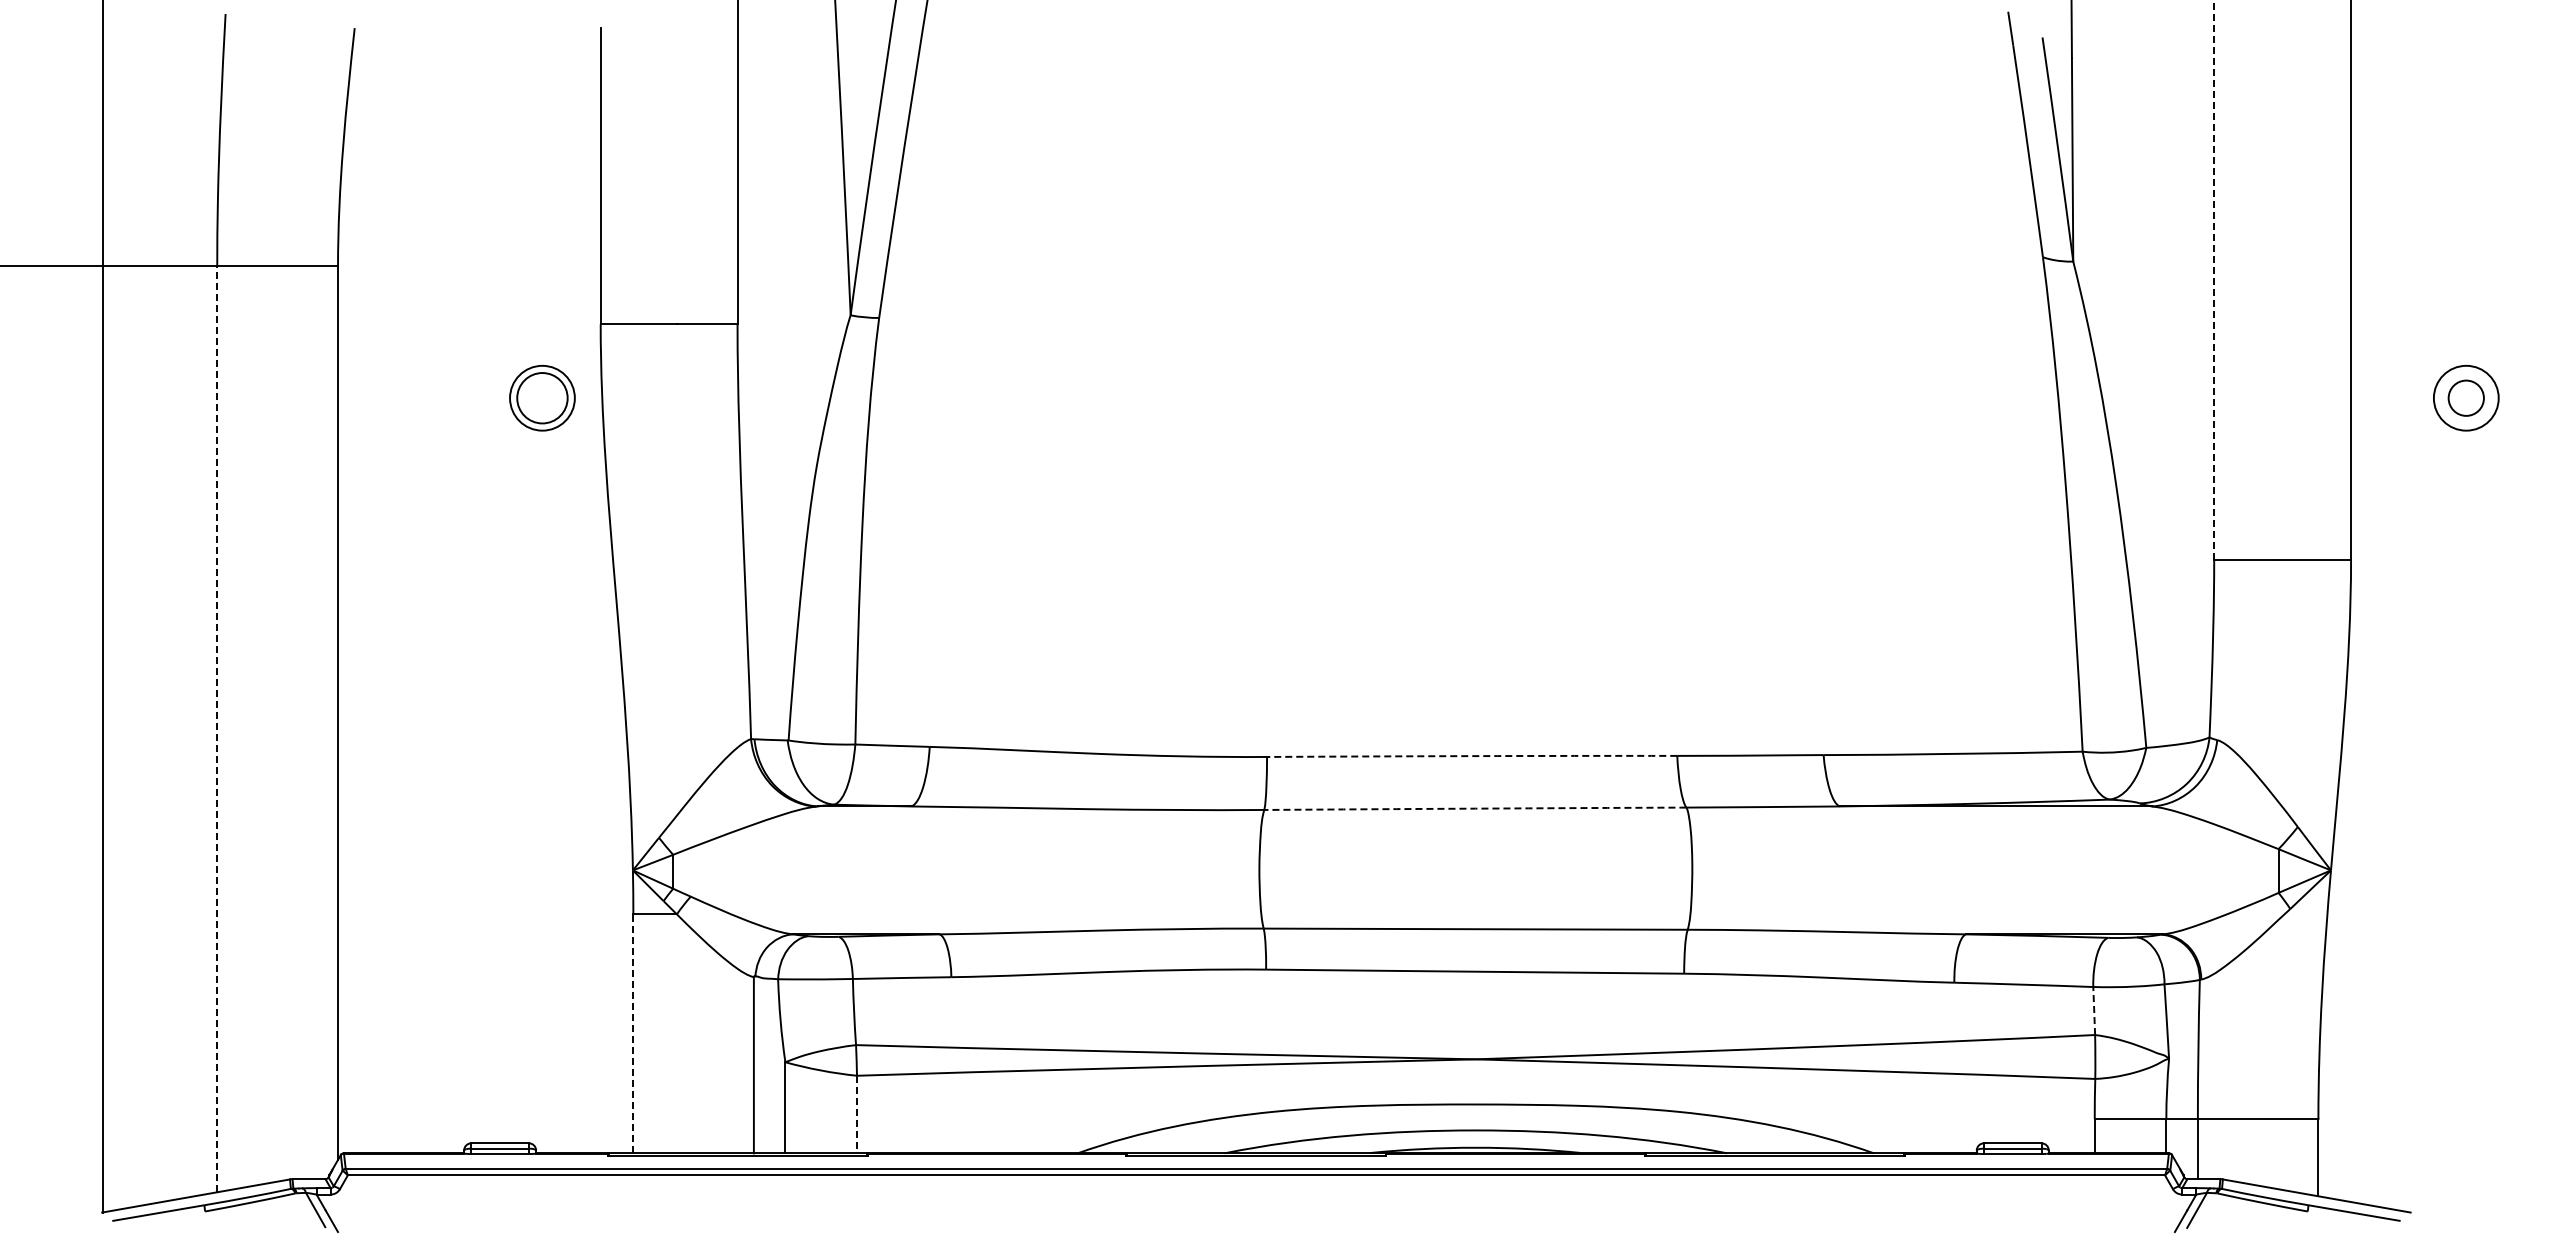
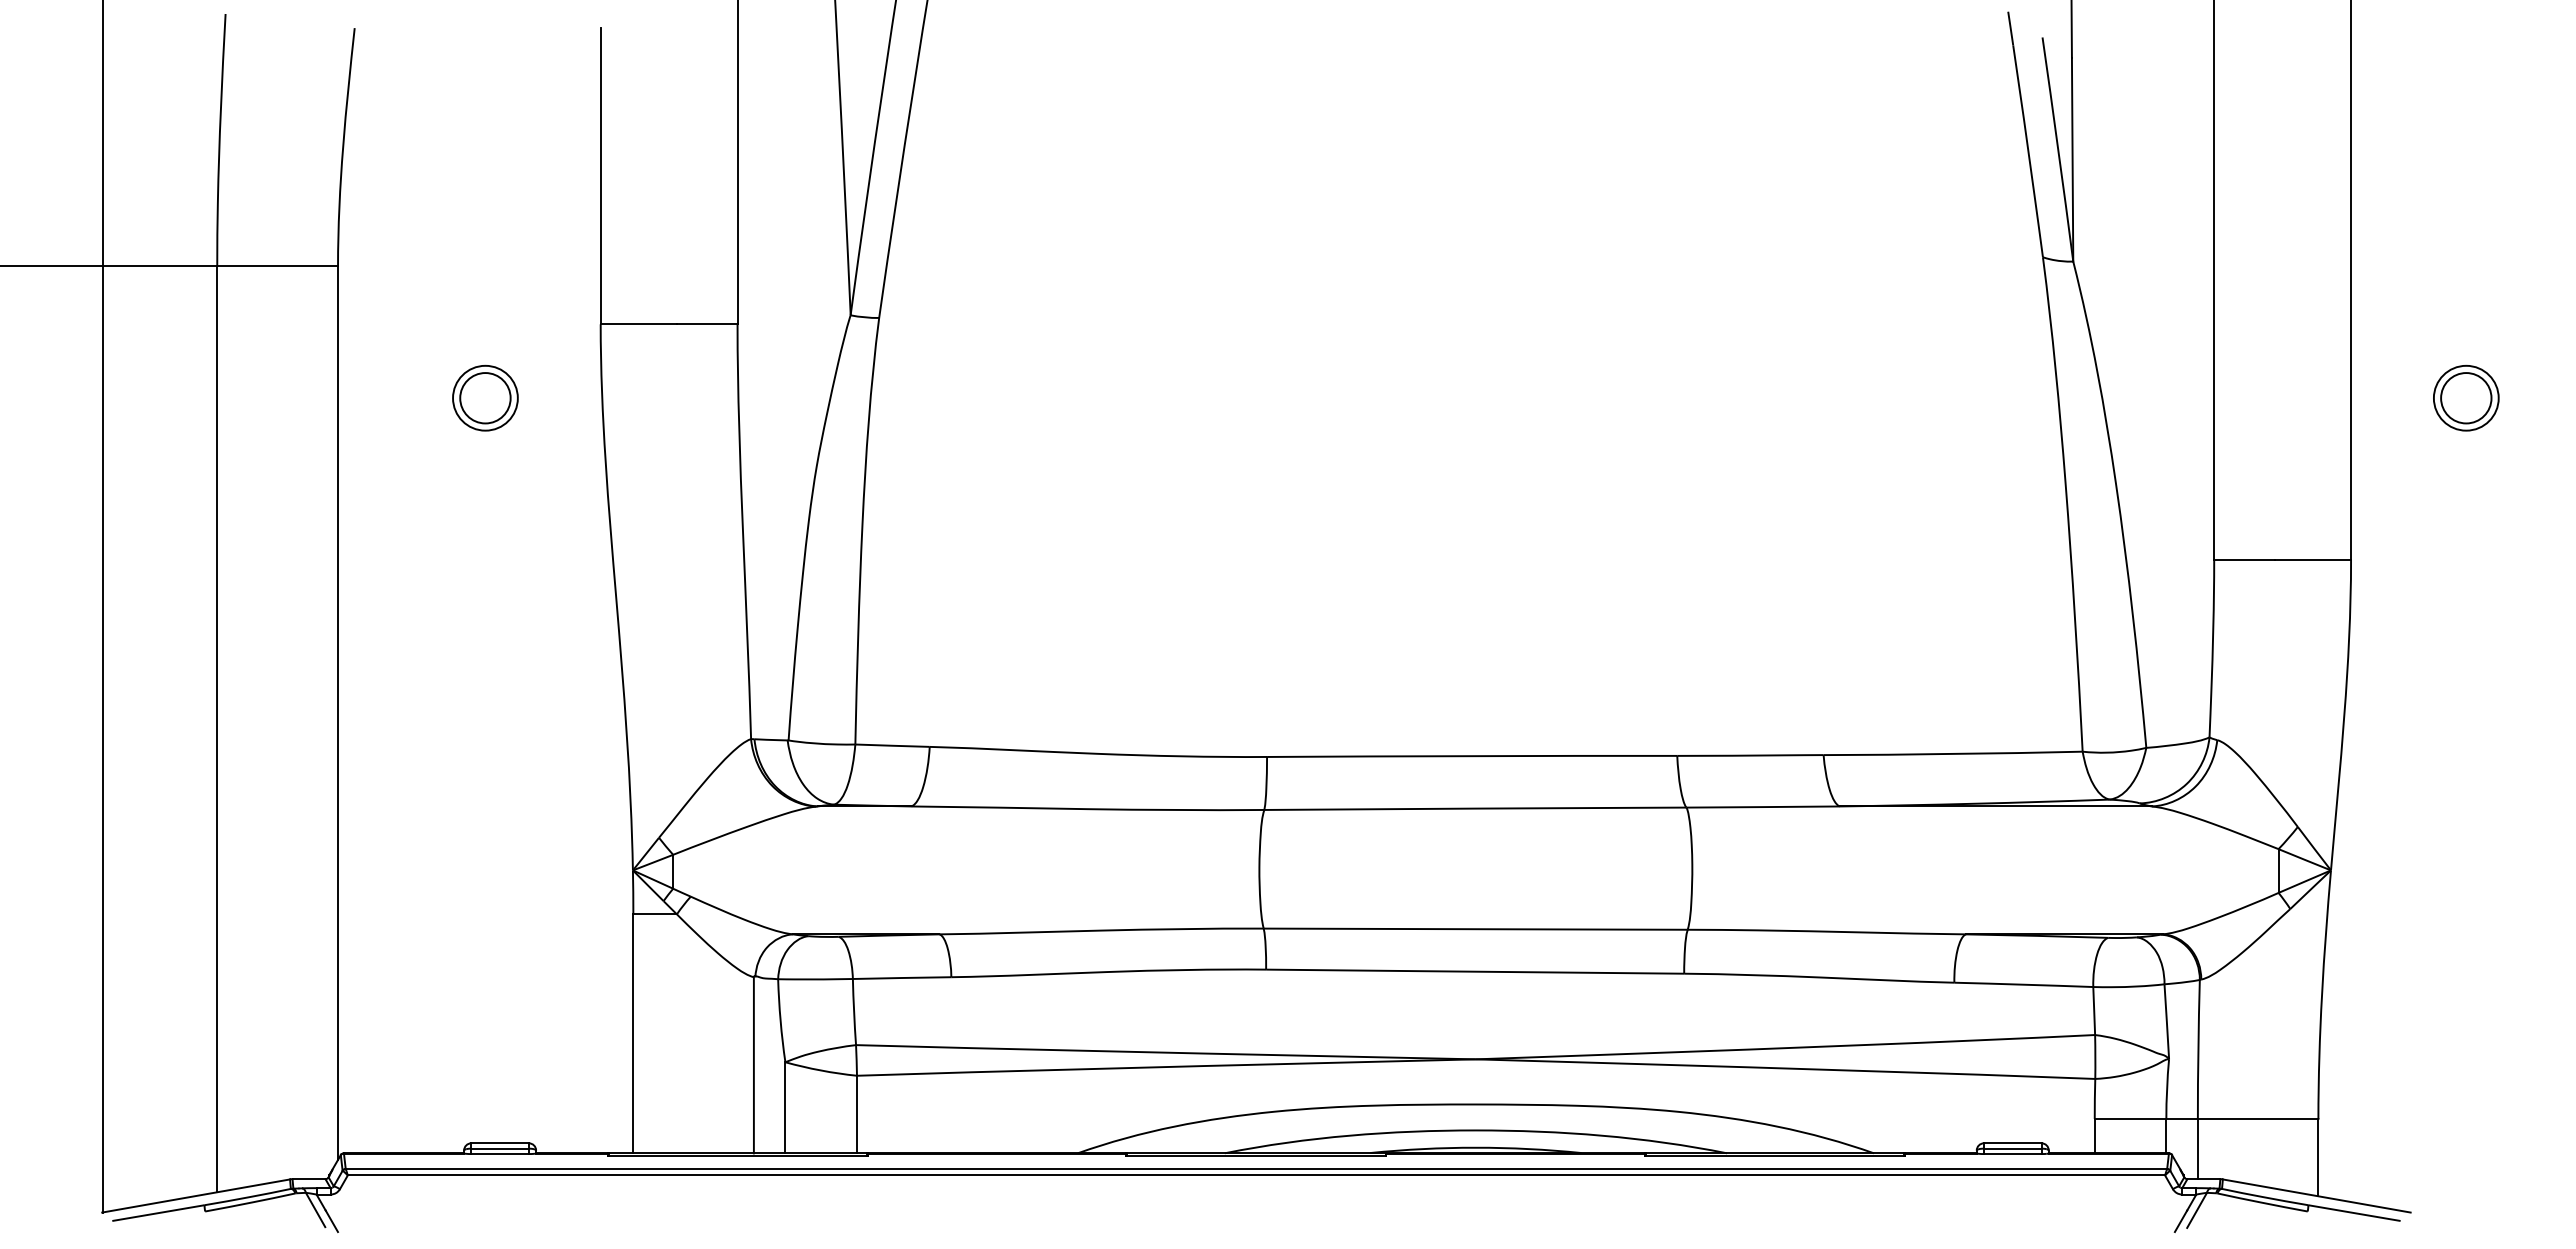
line: dashed -> solid (2214, 280)
part position: (542, 397) -> (485, 397) (485, 397)
circle diameter: 35 px -> 50 px (2466, 398)
line: dashed -> solid (217, 729)
arc: dashed -> solid (1472, 756)
arc: dashed -> solid (1475, 808)
arc: dashed -> solid (2094, 1011)
line: dashed -> solid (633, 1033)
line: dashed -> solid (857, 1114)
